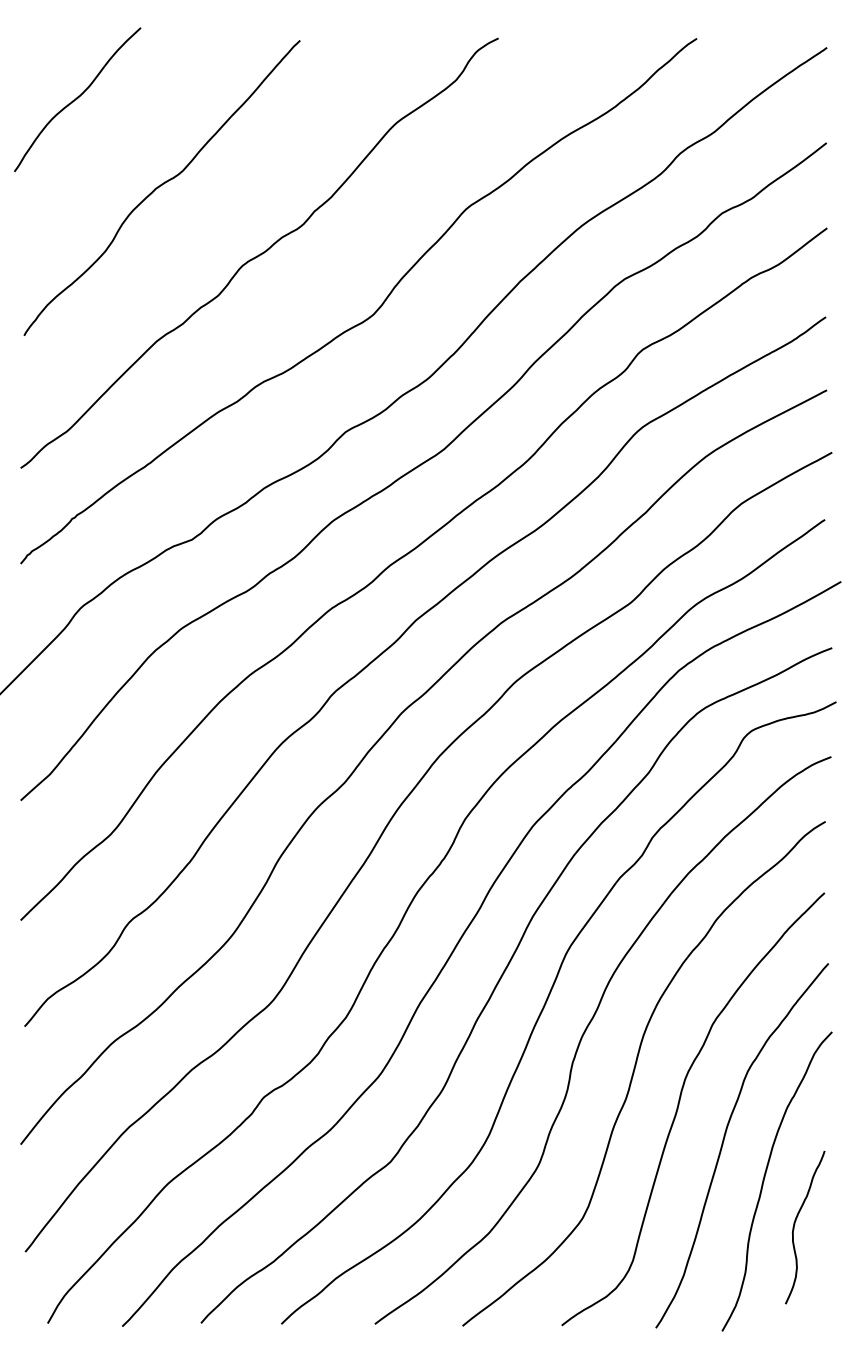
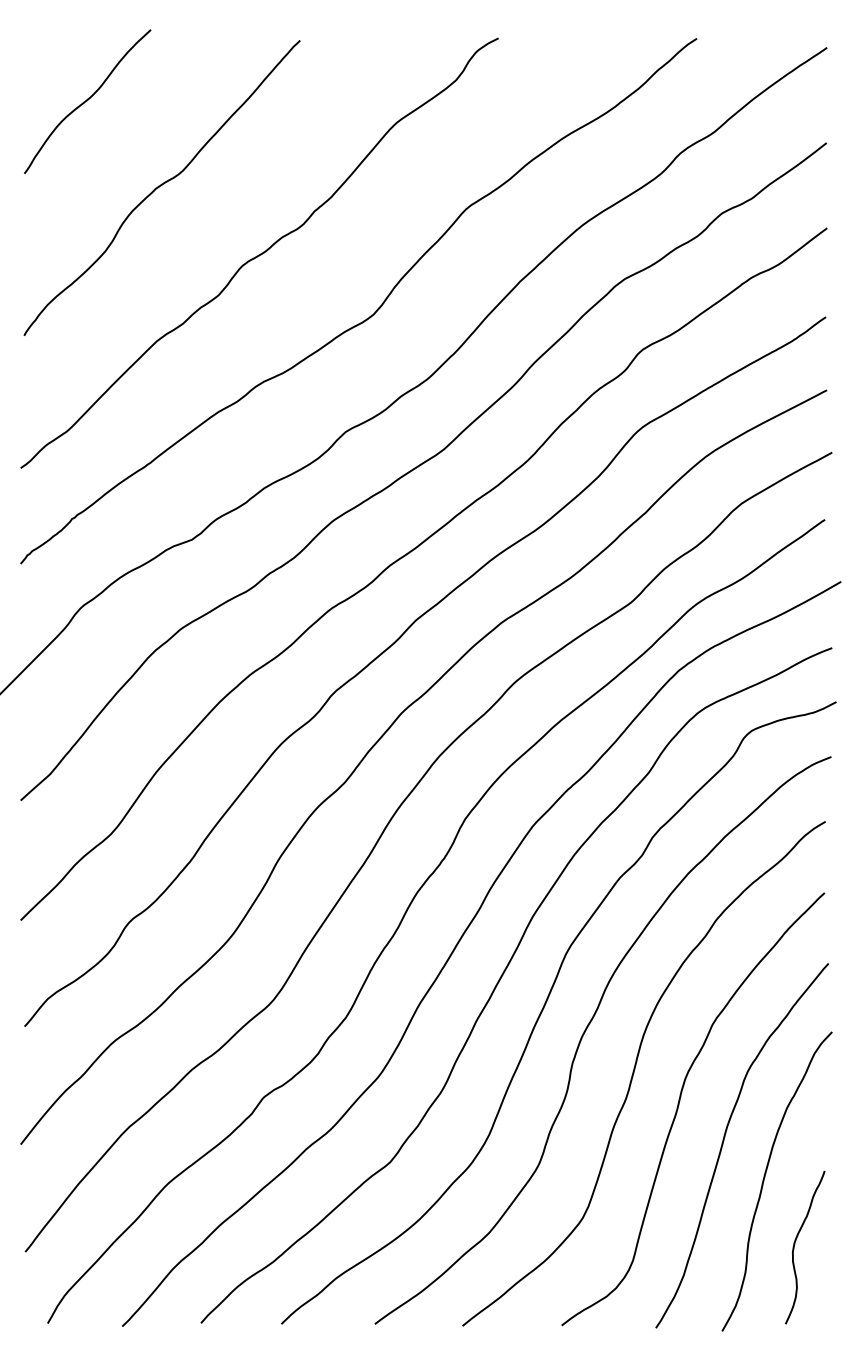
curve position: (77, 99) -> (87, 101) (87, 101)
curve position: (795, 1224) -> (795, 1244) (795, 1244)
